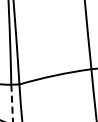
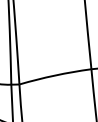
line: dashed -> solid (12, 103)
